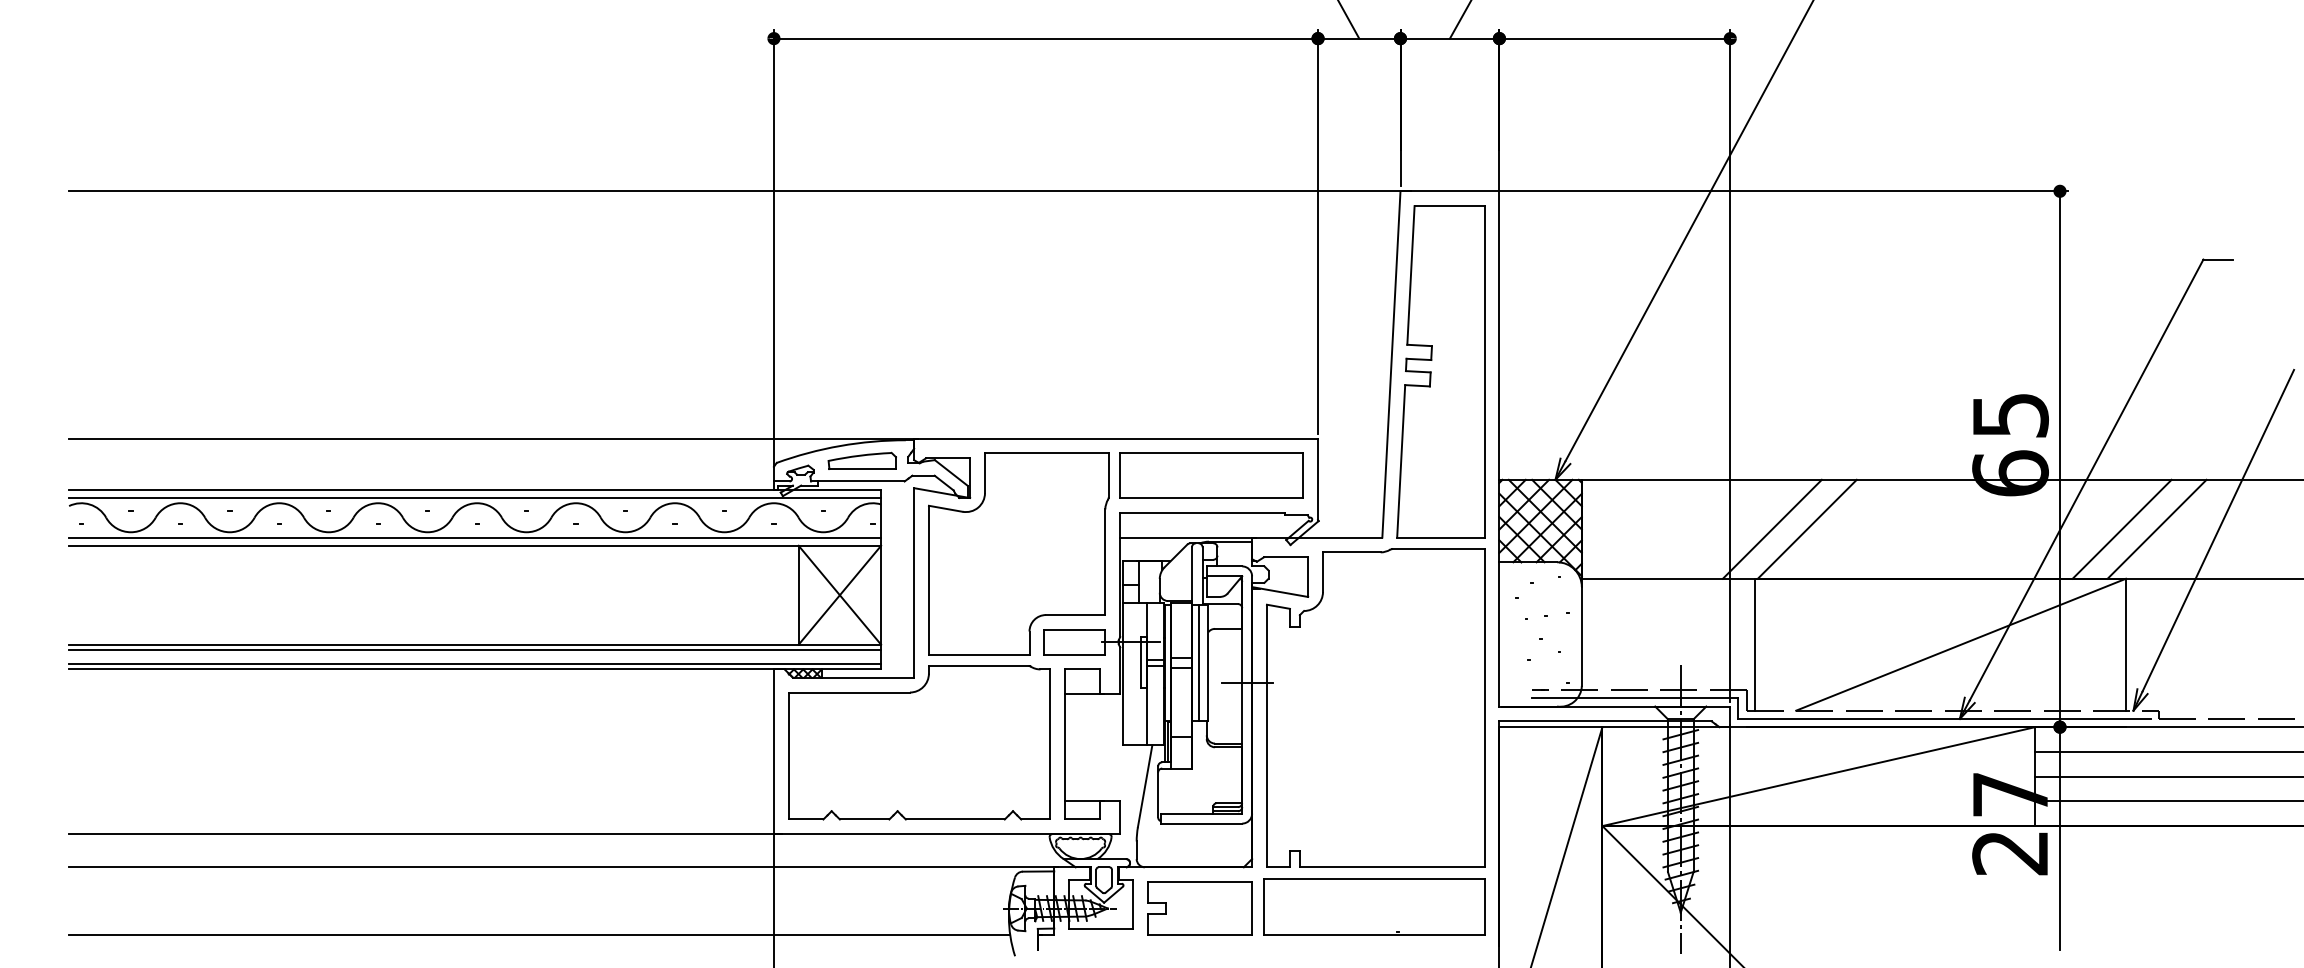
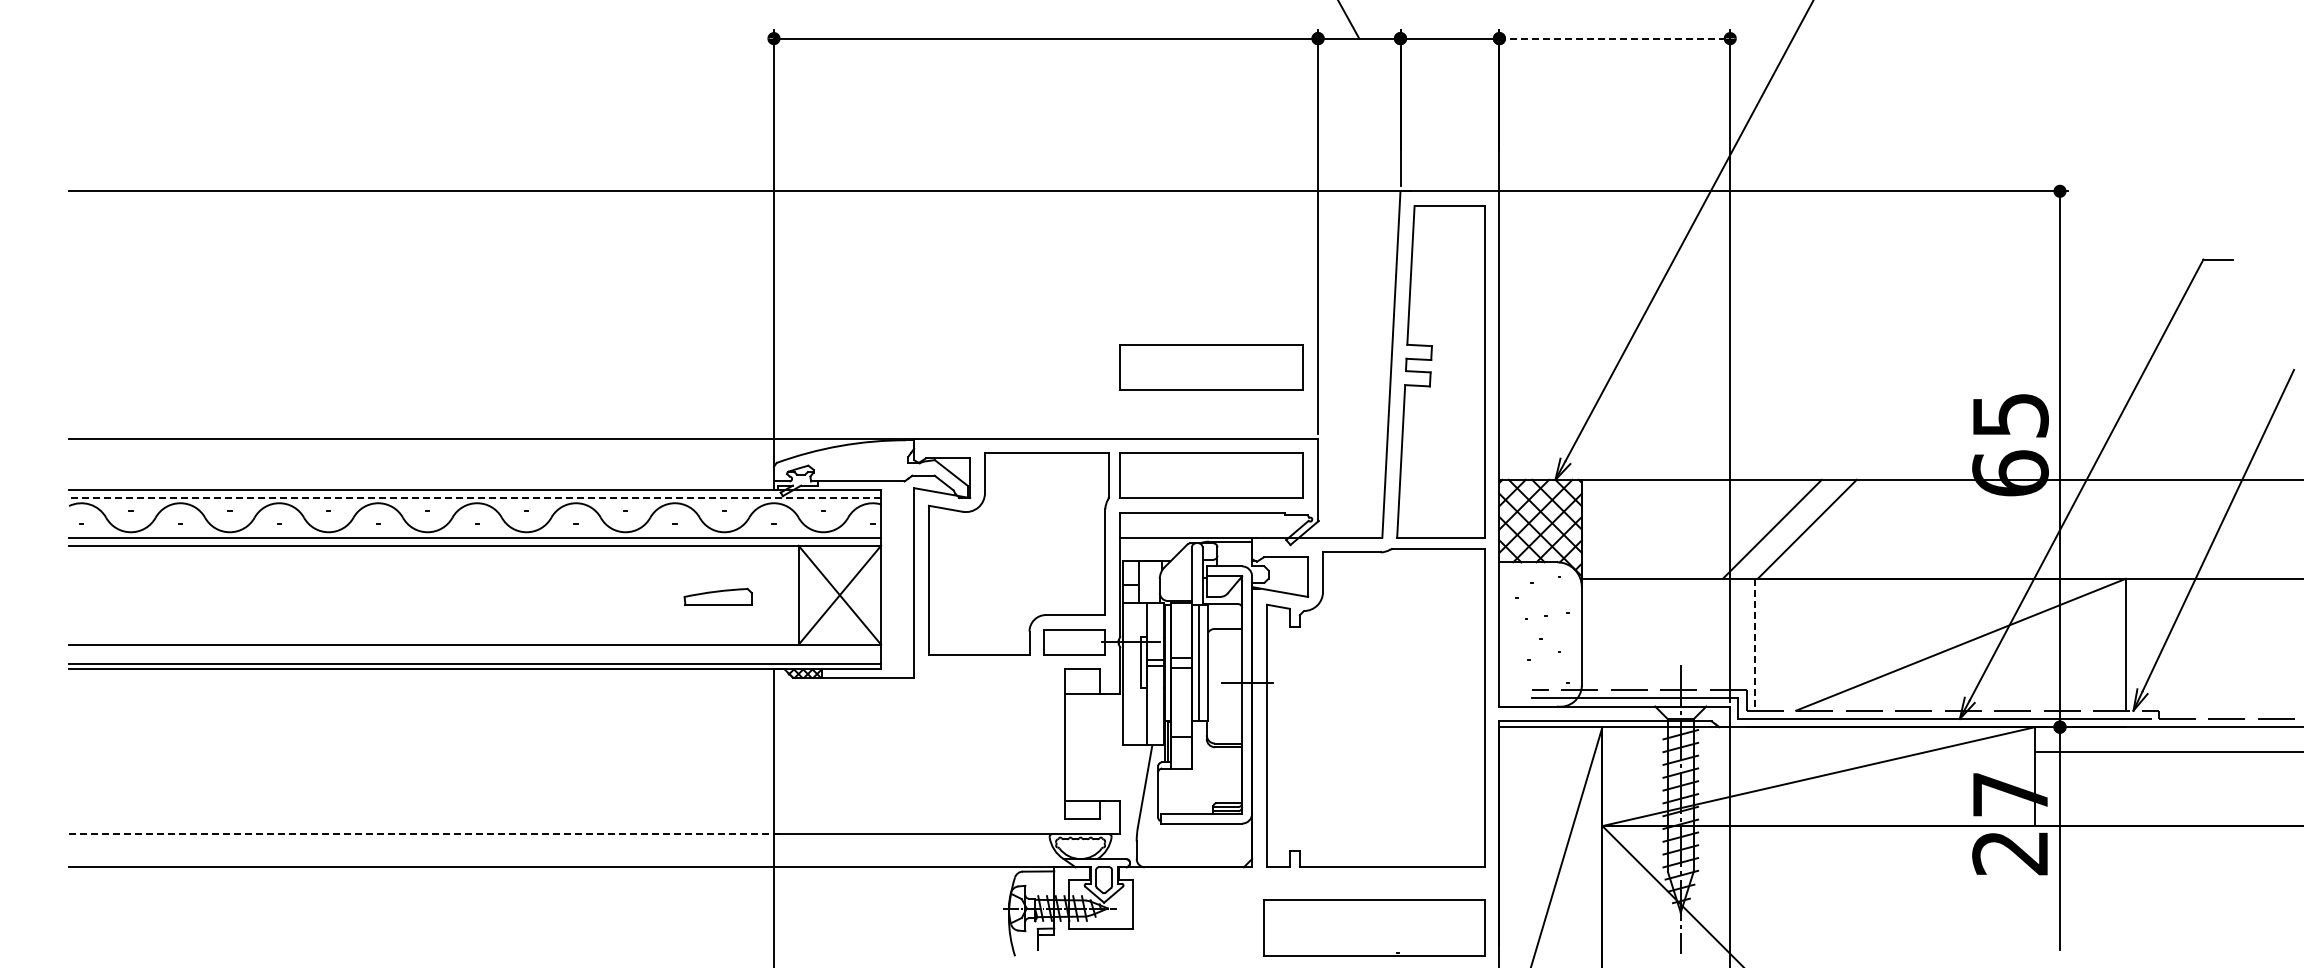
line: present -> none (1459, 20)
line: solid -> dashed (1615, 38)
part: none -> present (1211, 367)
part position: (861, 460) -> (717, 596) (717, 596)
line: solid -> dashed (474, 497)
line: present -> none (2121, 528)
line: present -> none (2156, 528)
line: solid -> dashed (1754, 644)
line: present -> none (475, 650)
part: present -> none (919, 742)
line: present -> none (2167, 776)
line: present -> none (2167, 801)
line: solid -> dashed (425, 834)
part position: (1374, 906) -> (1374, 927) (1374, 927)
part: present -> none (1199, 908)
line: present -> none (539, 934)
